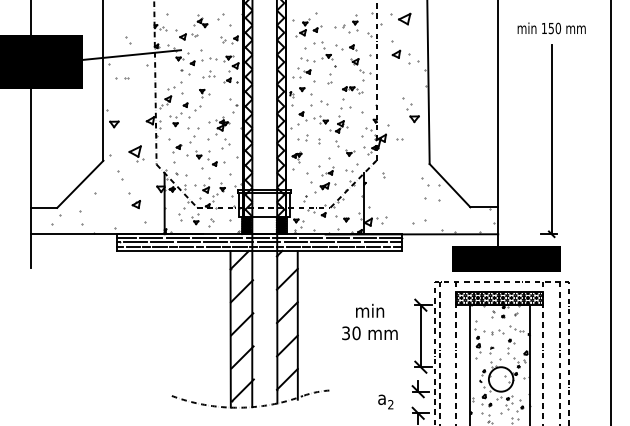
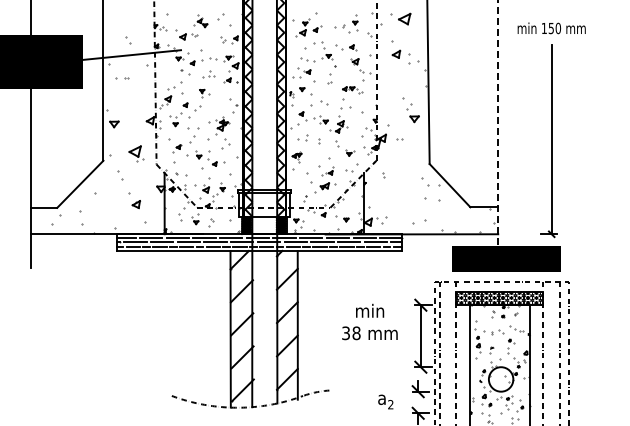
line: solid -> dashed (498, 133)
line: present -> none (611, 212)
text: 30 -> 38 (356, 332)
